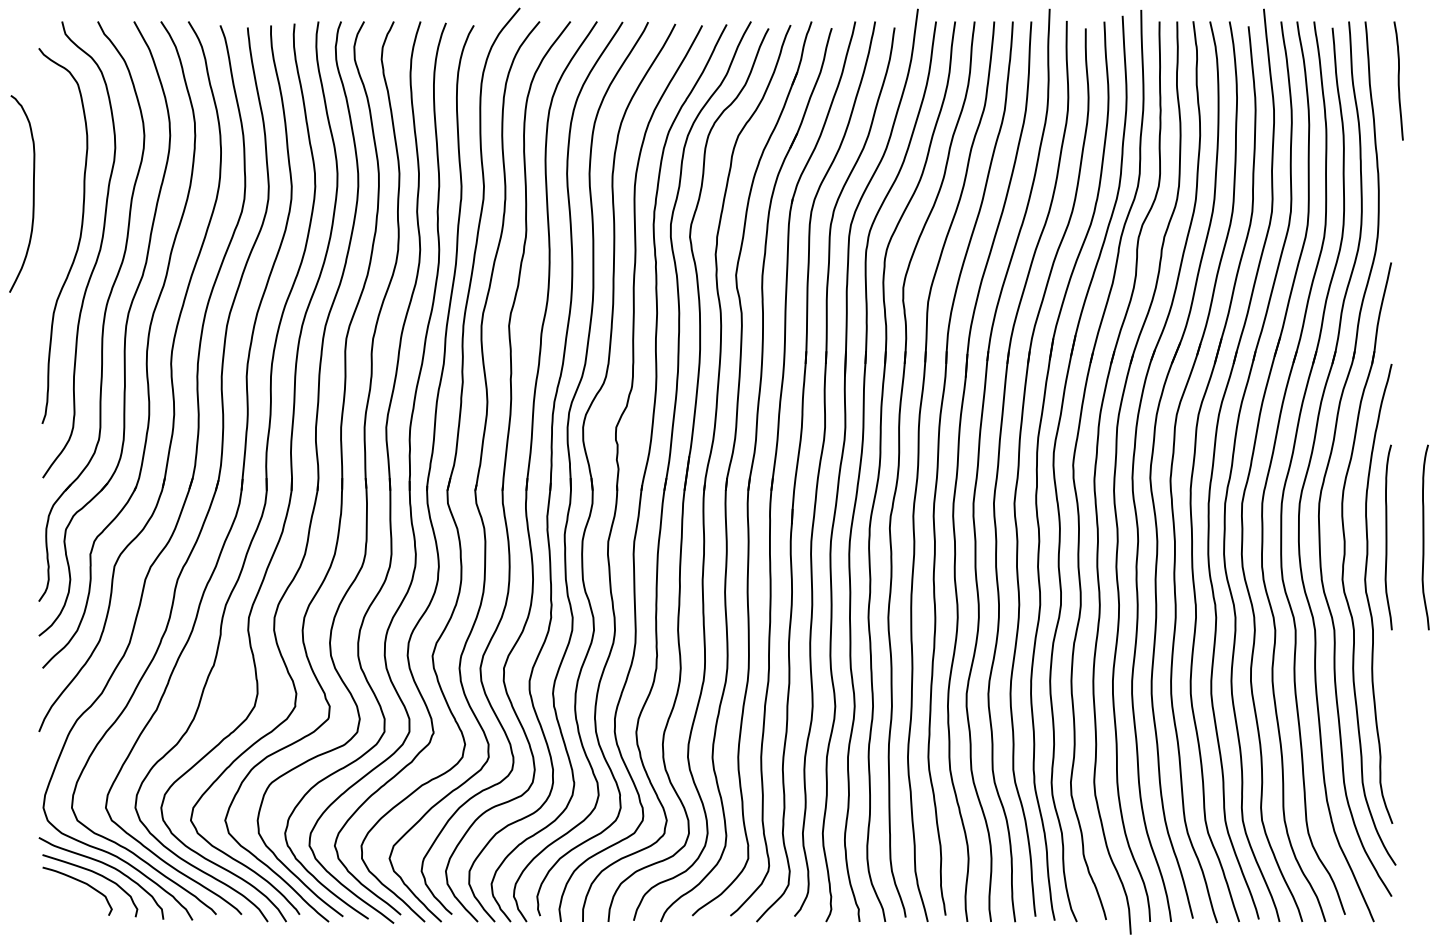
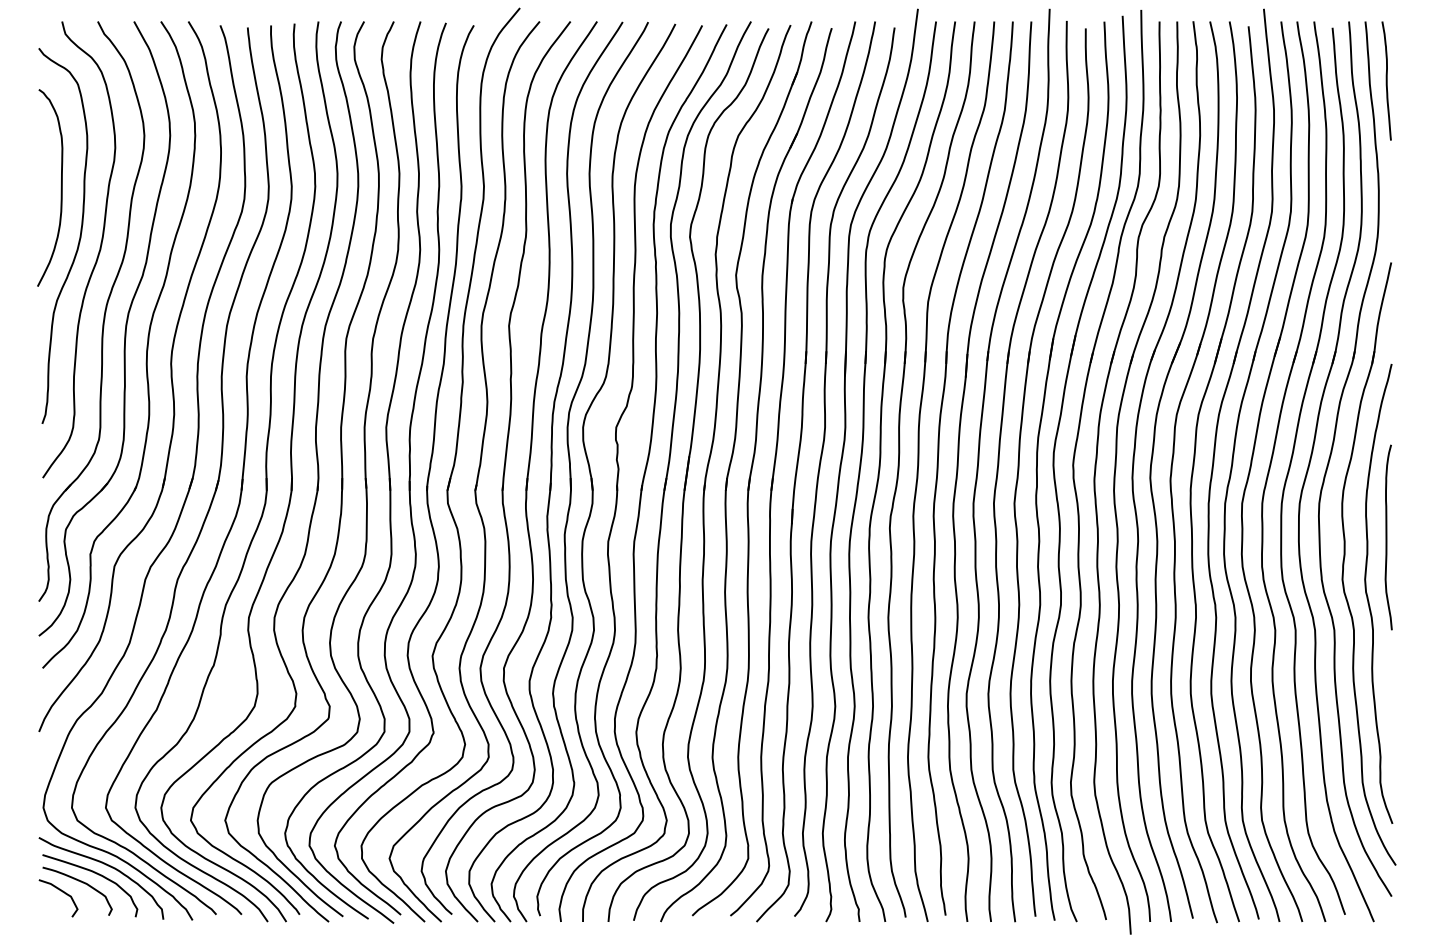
curve position: (1398, 80) -> (1386, 80) (1386, 80)
curve position: (32, 193) -> (60, 187) (60, 187)
curve: present -> none (1424, 537)
curve: none -> present (62, 892)
